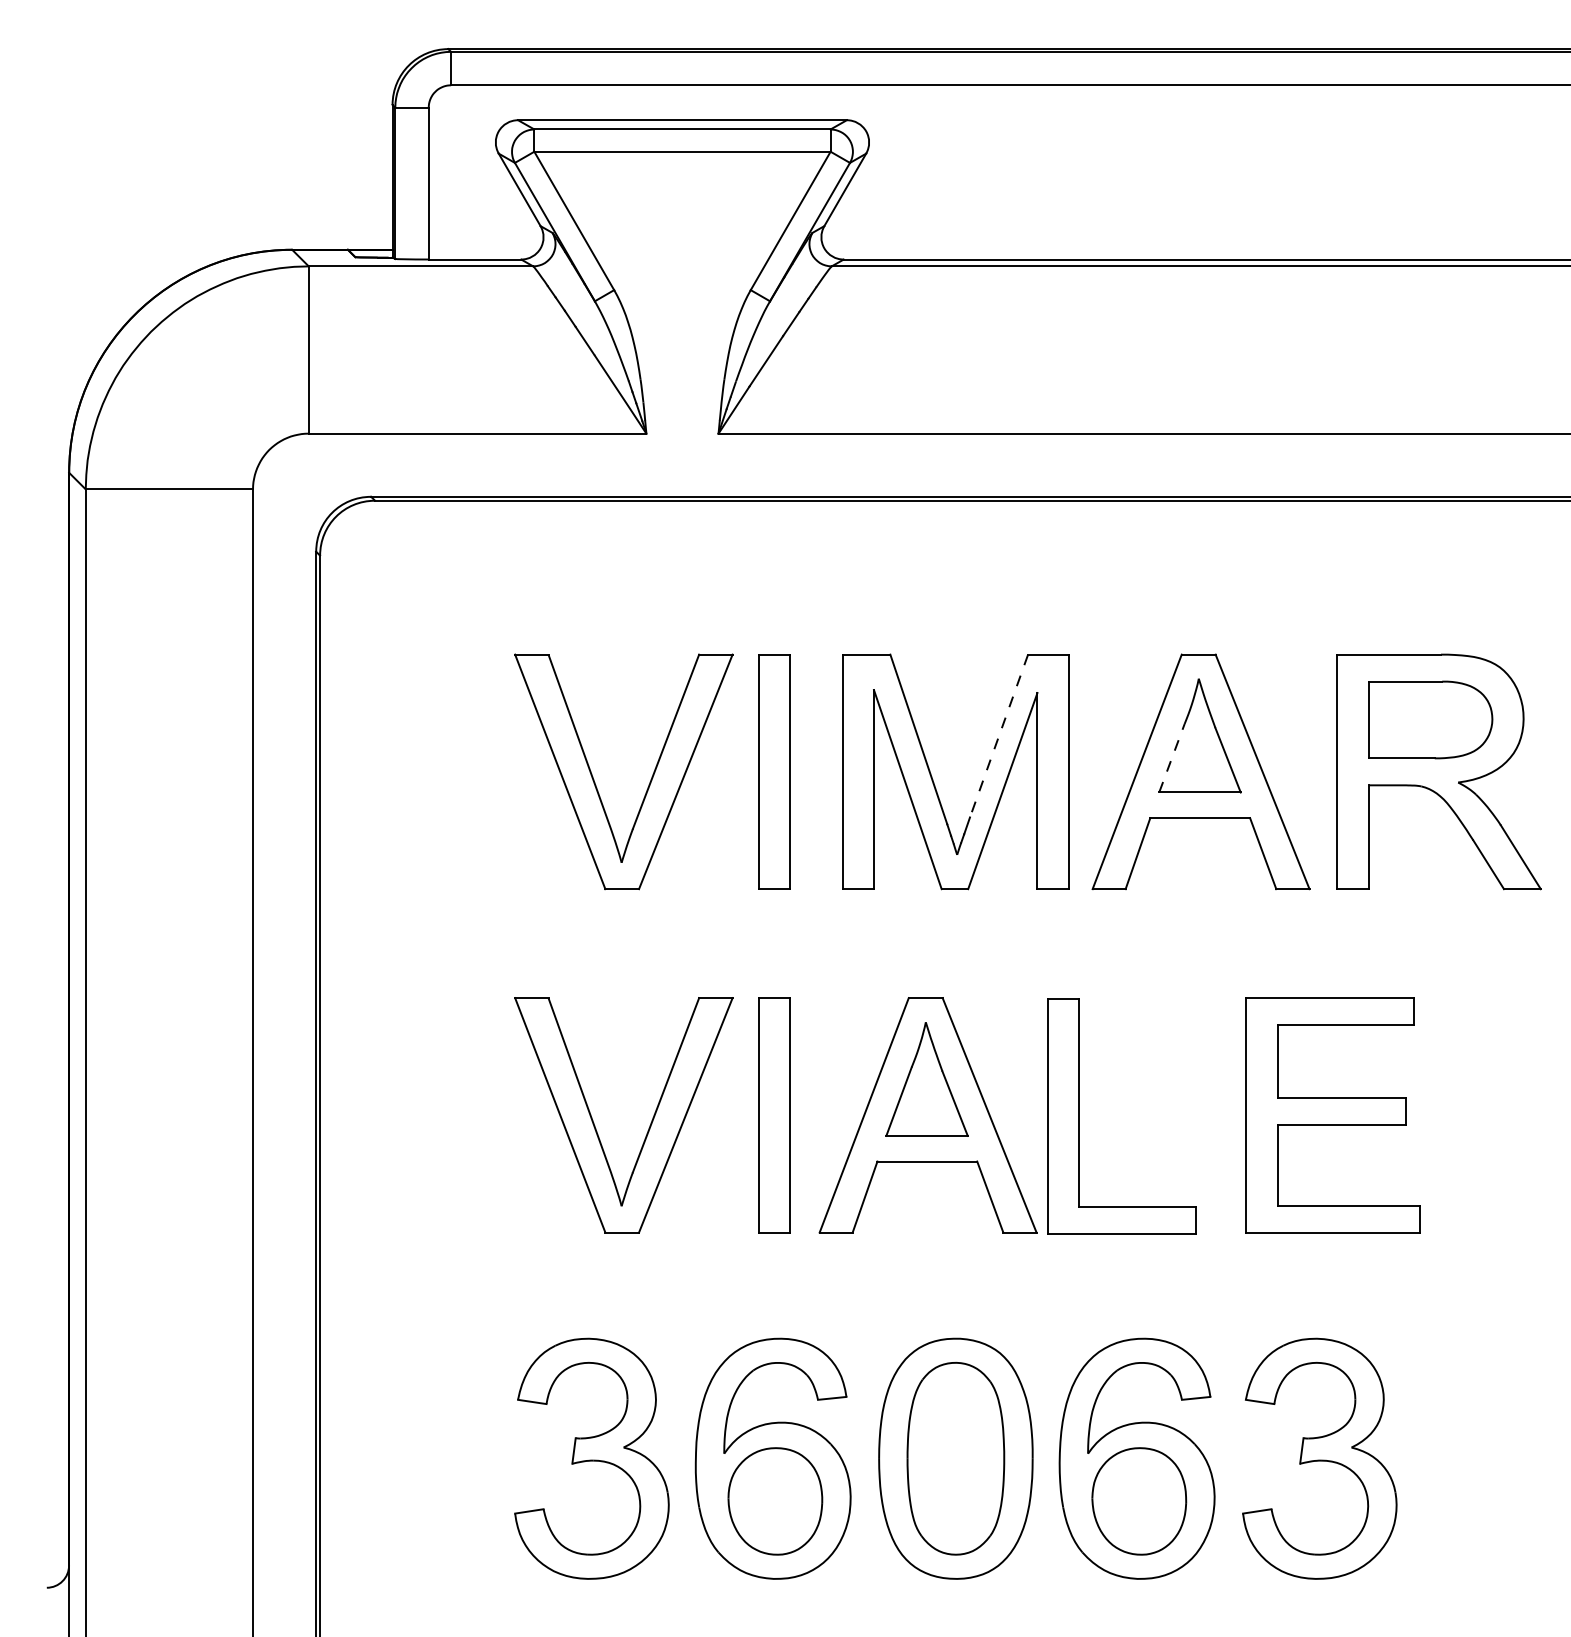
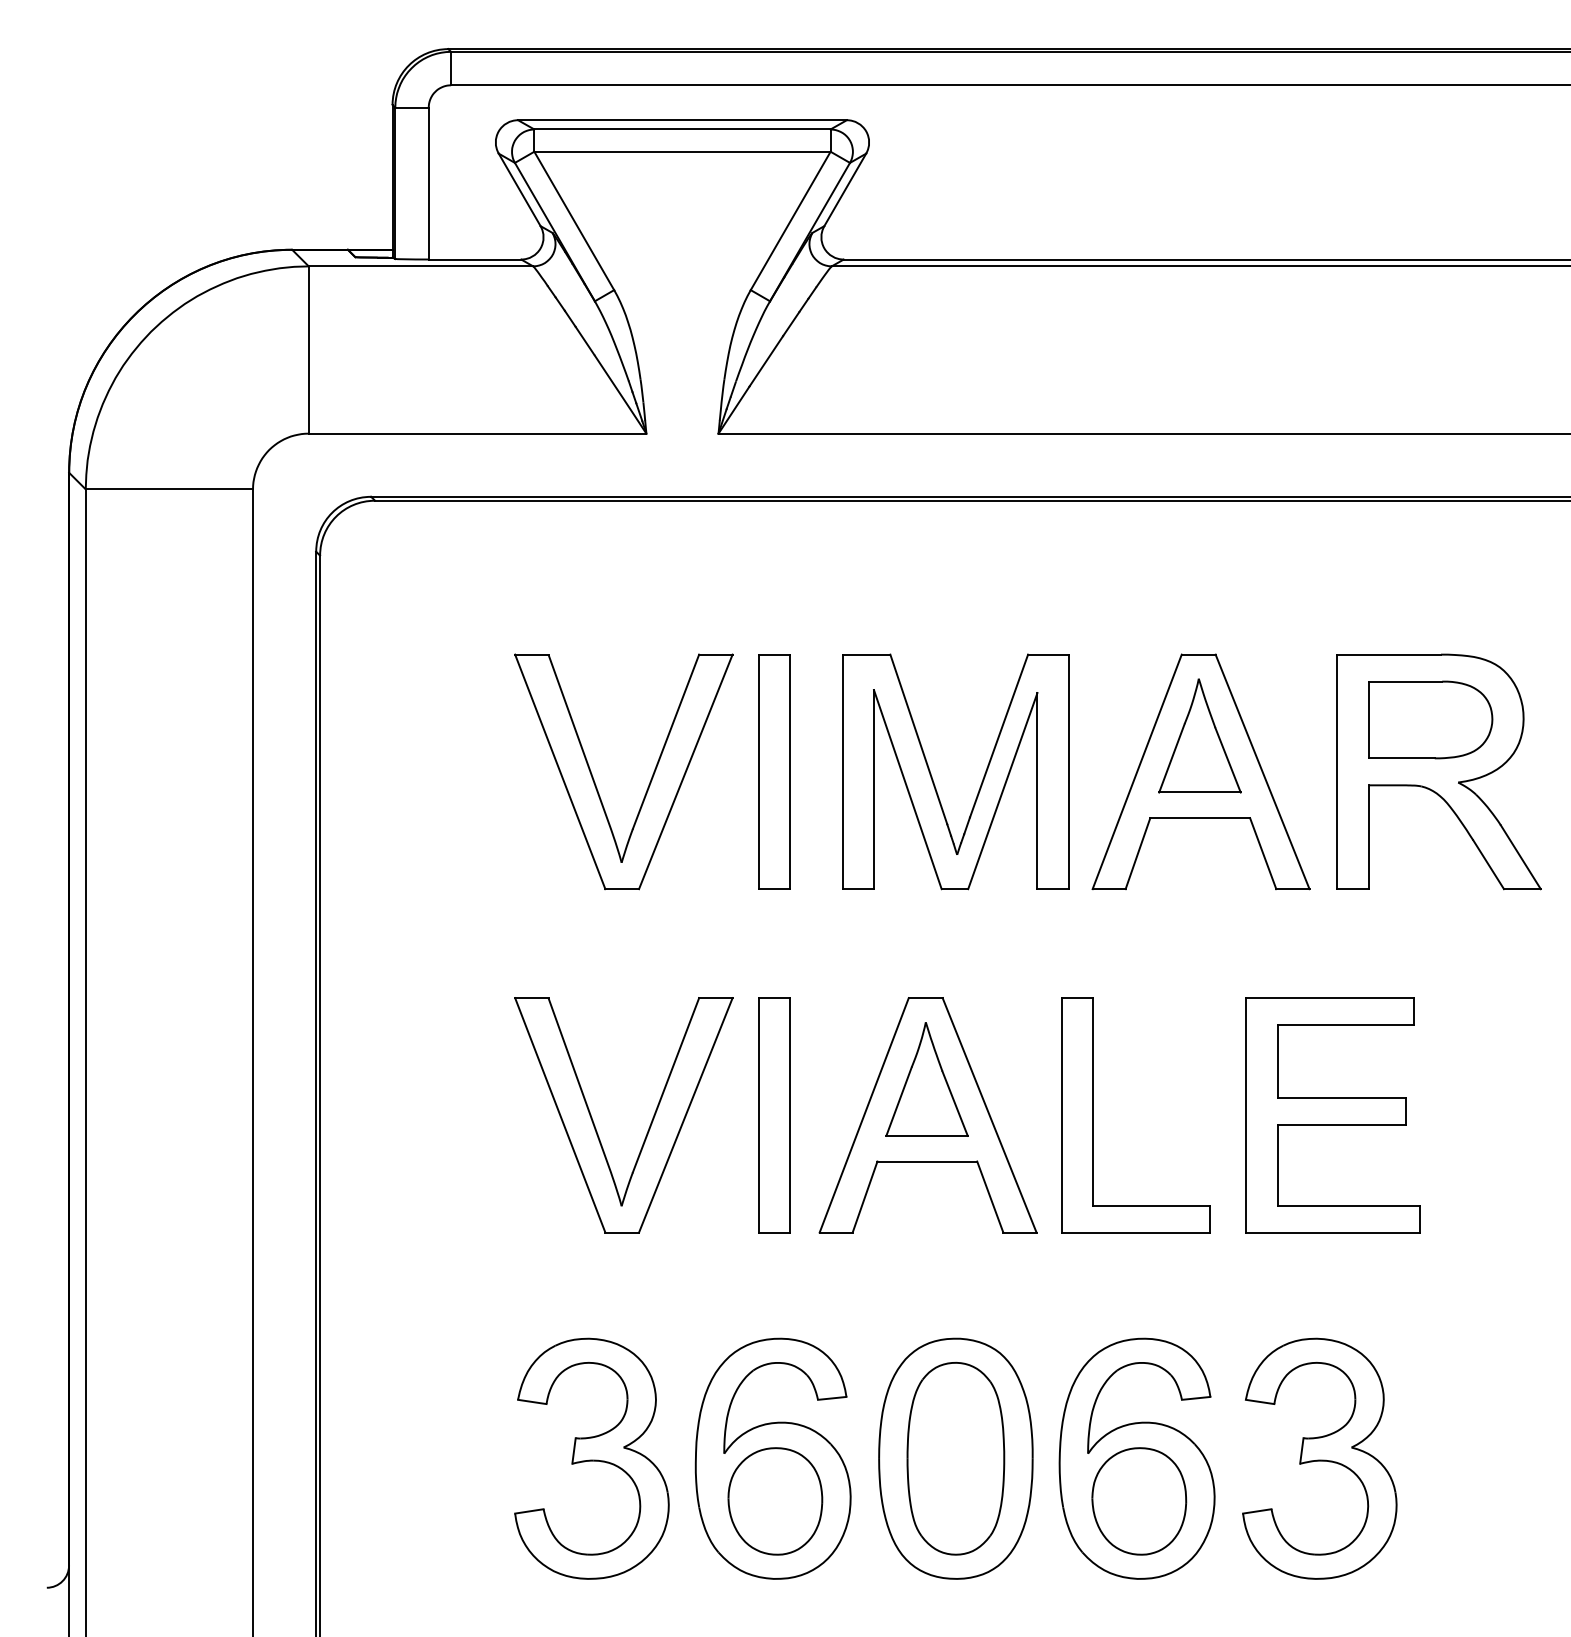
line: dashed -> solid (998, 736)
line: dashed -> solid (1171, 758)
part position: (1079, 1116) -> (1093, 1115) (1093, 1115)
